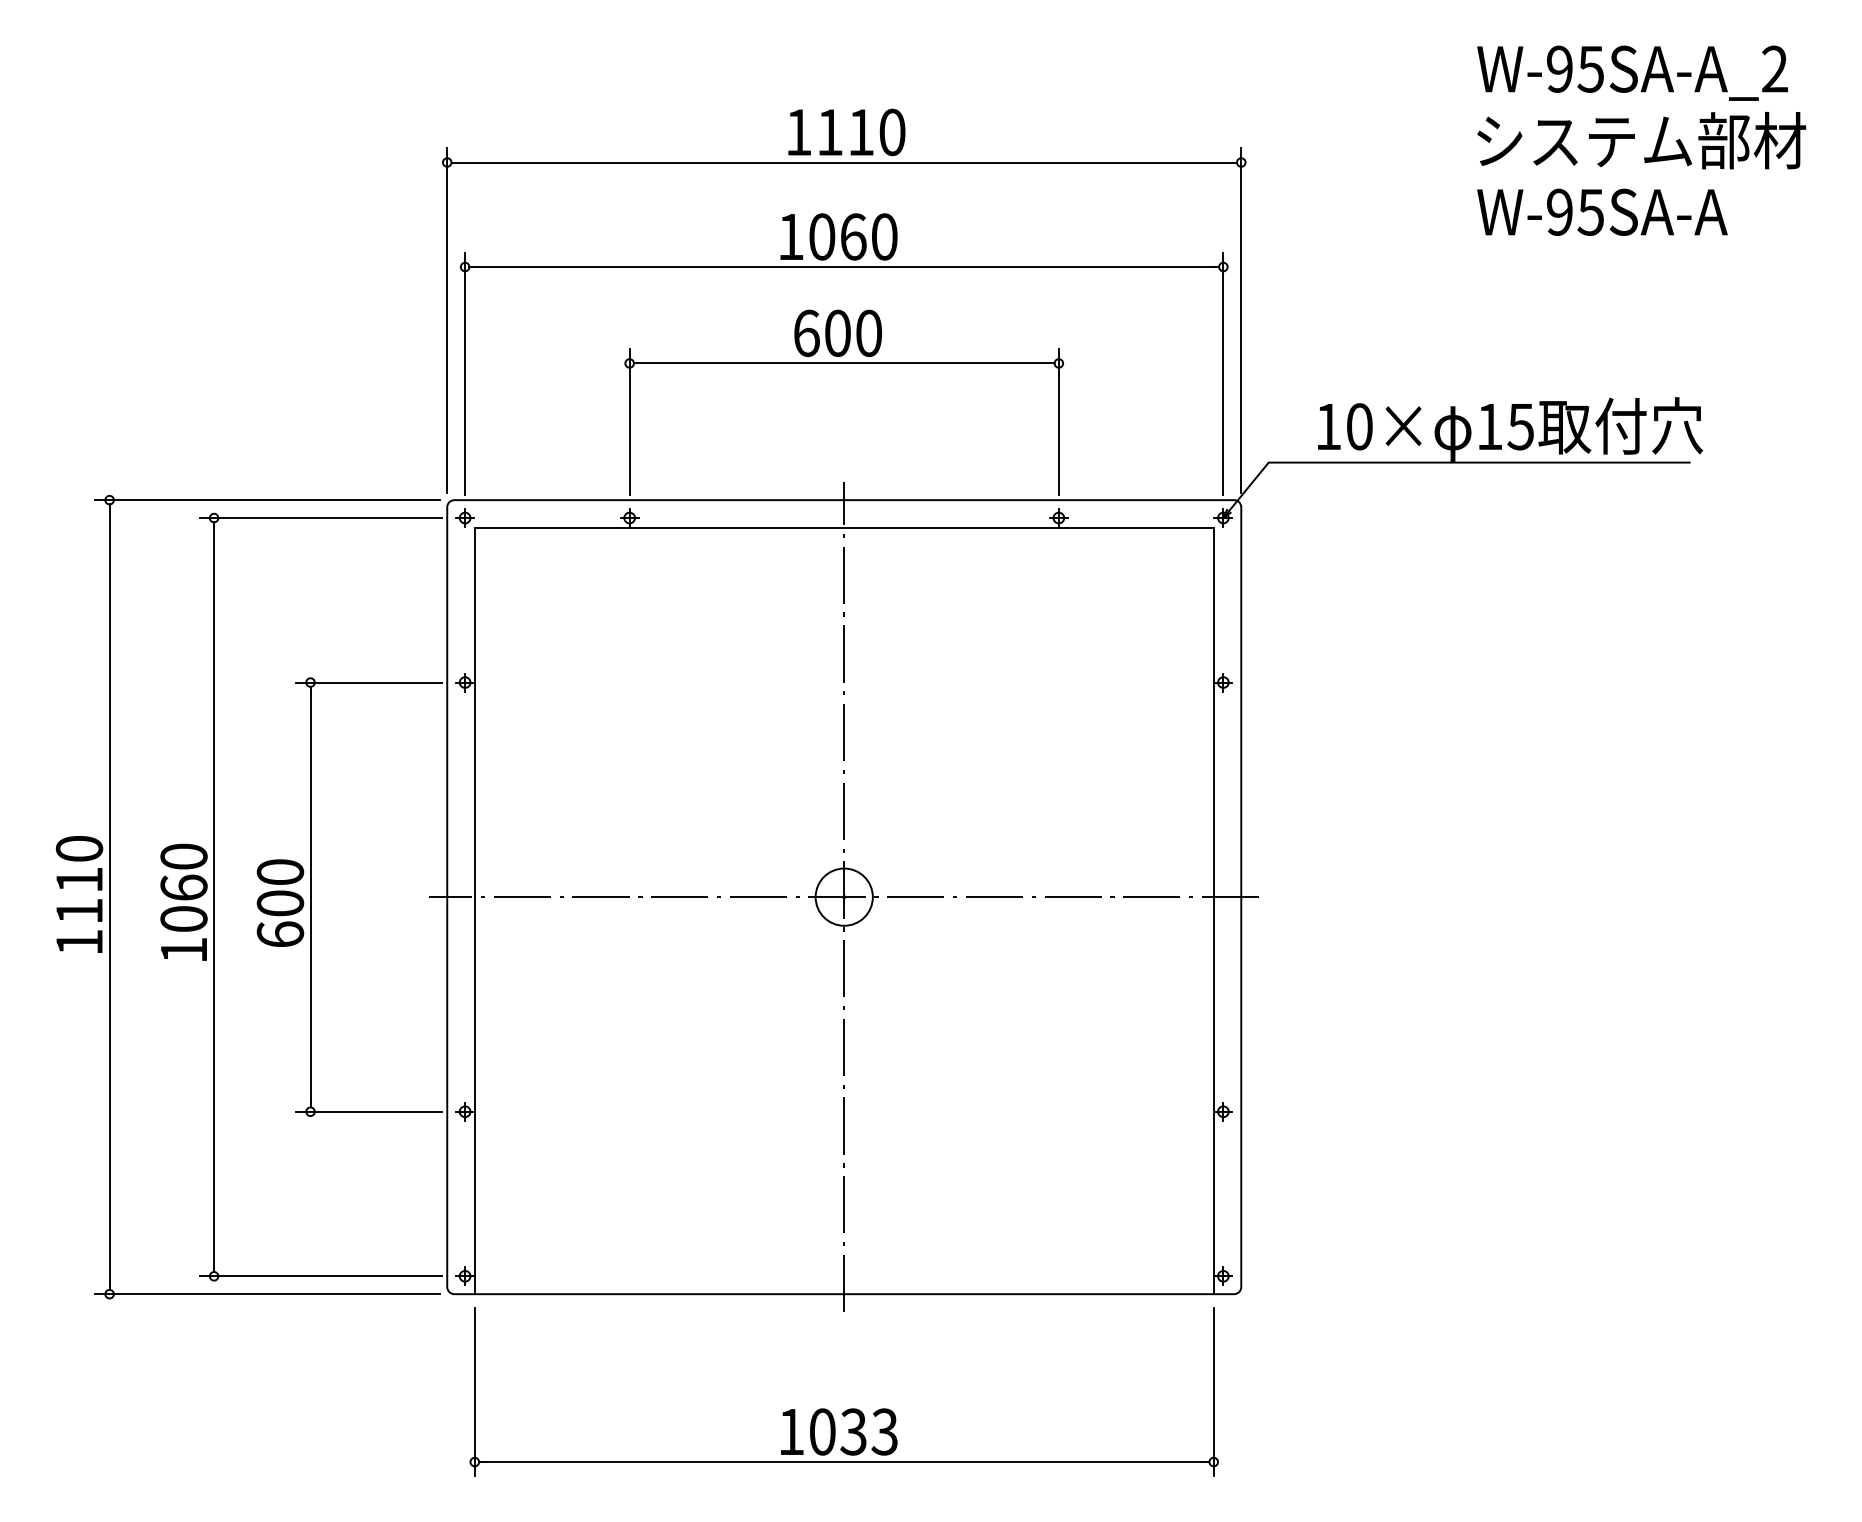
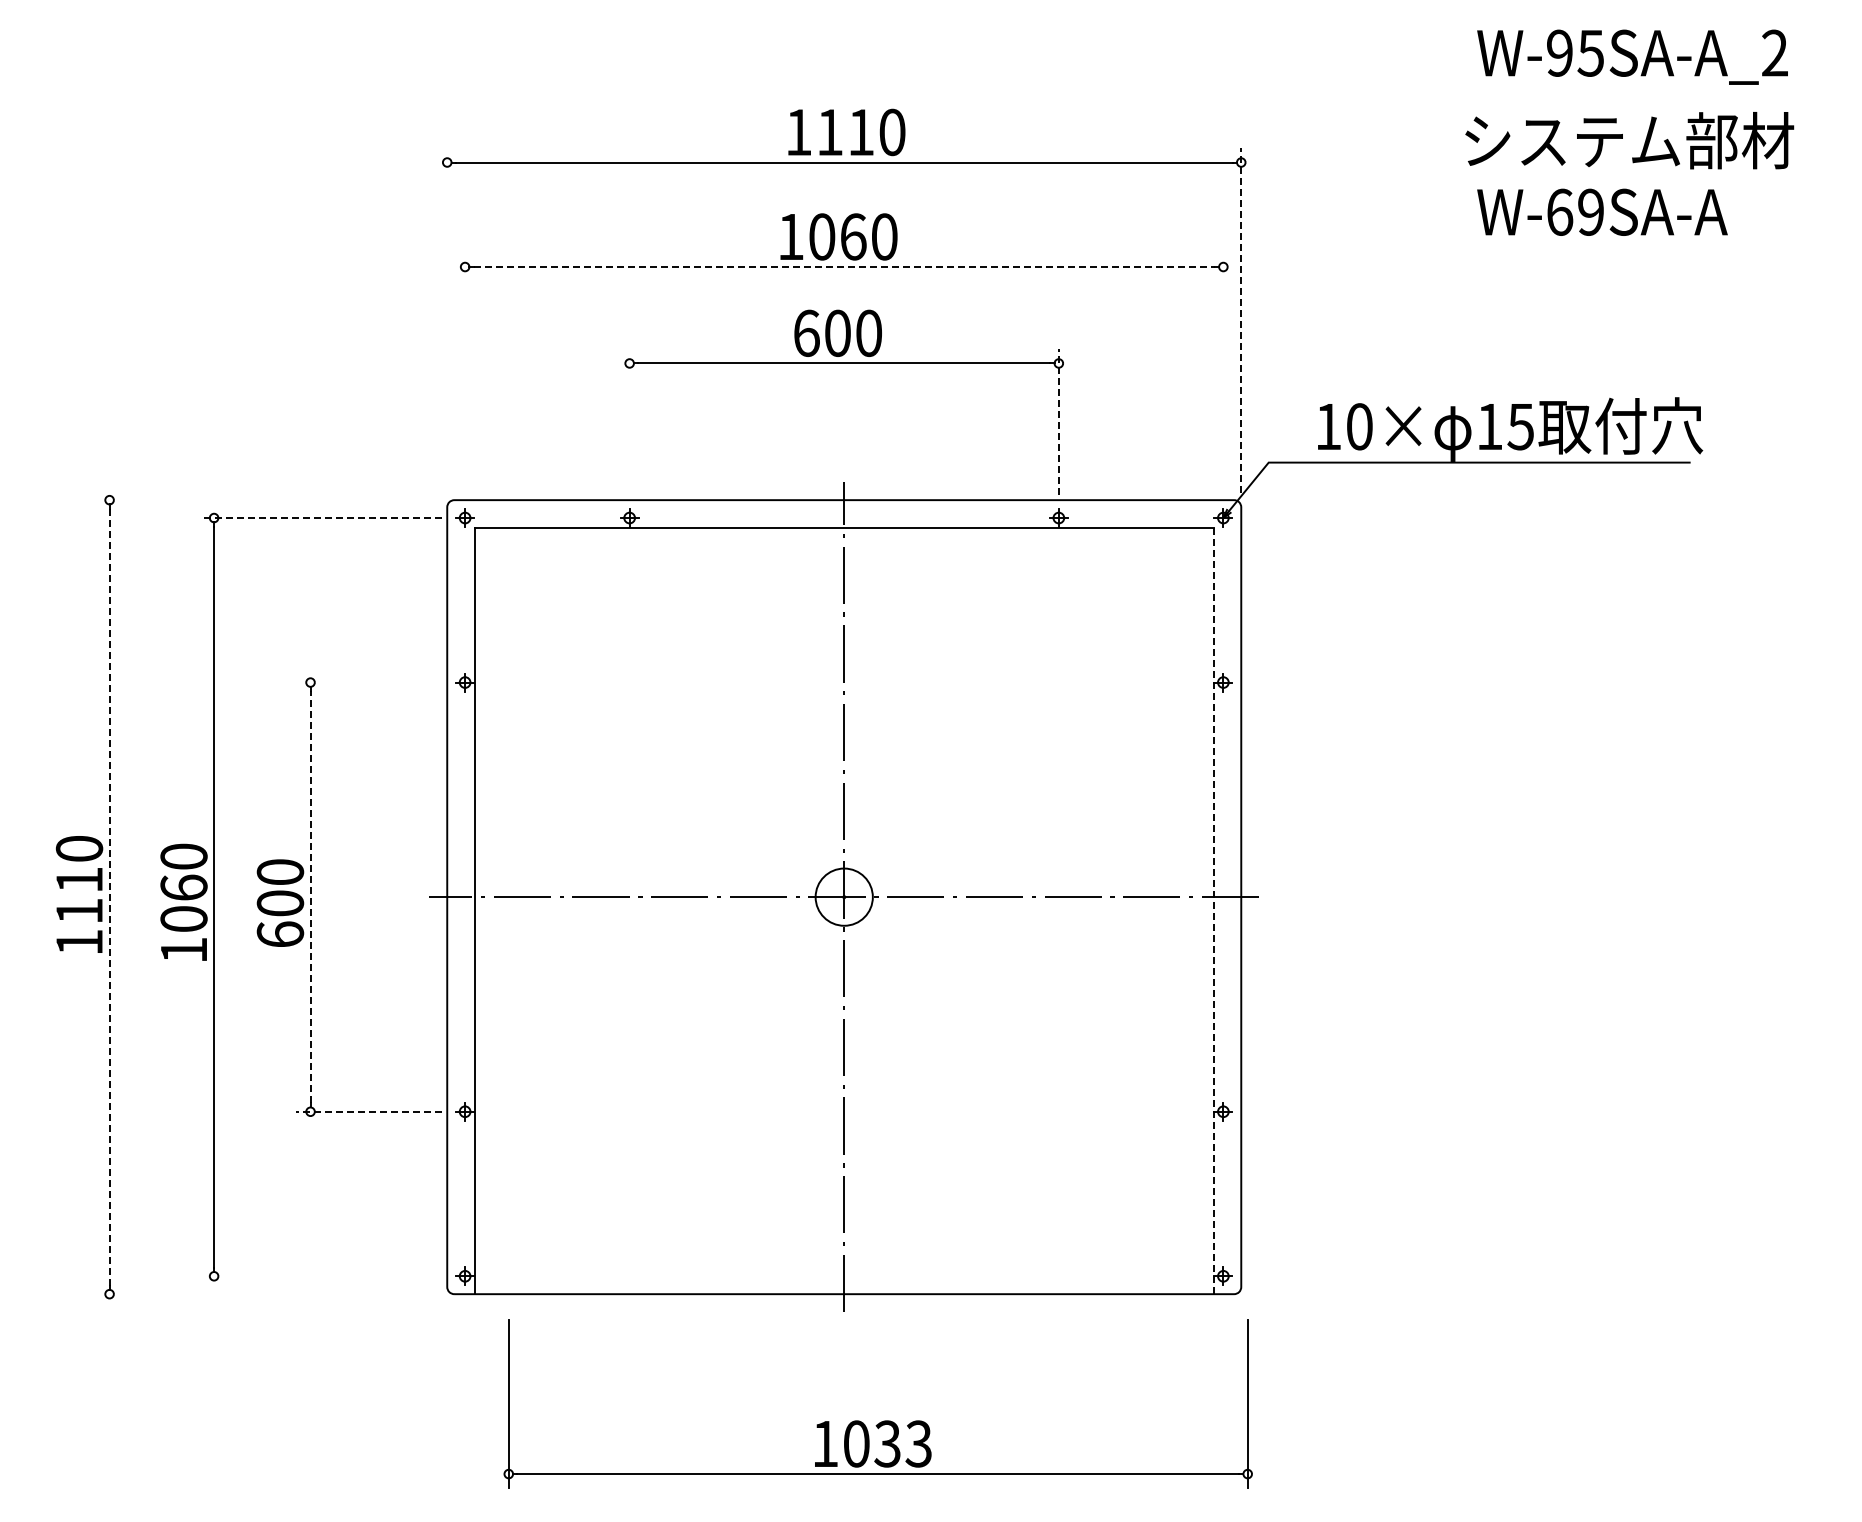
text position: (1632, 72) -> (1632, 56) (1632, 56)
text position: (1641, 140) -> (1629, 140) (1629, 140)
text: W-95SA-A -> W-69SA-A (1575, 211)
line: solid -> dashed (844, 267)
line: present -> none (447, 320)
line: solid -> dashed (1241, 320)
line: present -> none (465, 373)
line: present -> none (1223, 373)
line: present -> none (629, 421)
line: solid -> dashed (1058, 421)
line: present -> none (267, 500)
line: solid -> dashed (320, 518)
line: present -> none (368, 682)
line: solid -> dashed (109, 896)
line: solid -> dashed (310, 896)
line: solid -> dashed (1213, 910)
line: solid -> dashed (369, 1111)
line: present -> none (320, 1276)
line: present -> none (267, 1294)
part position: (849, 1408) -> (883, 1420) (883, 1420)
